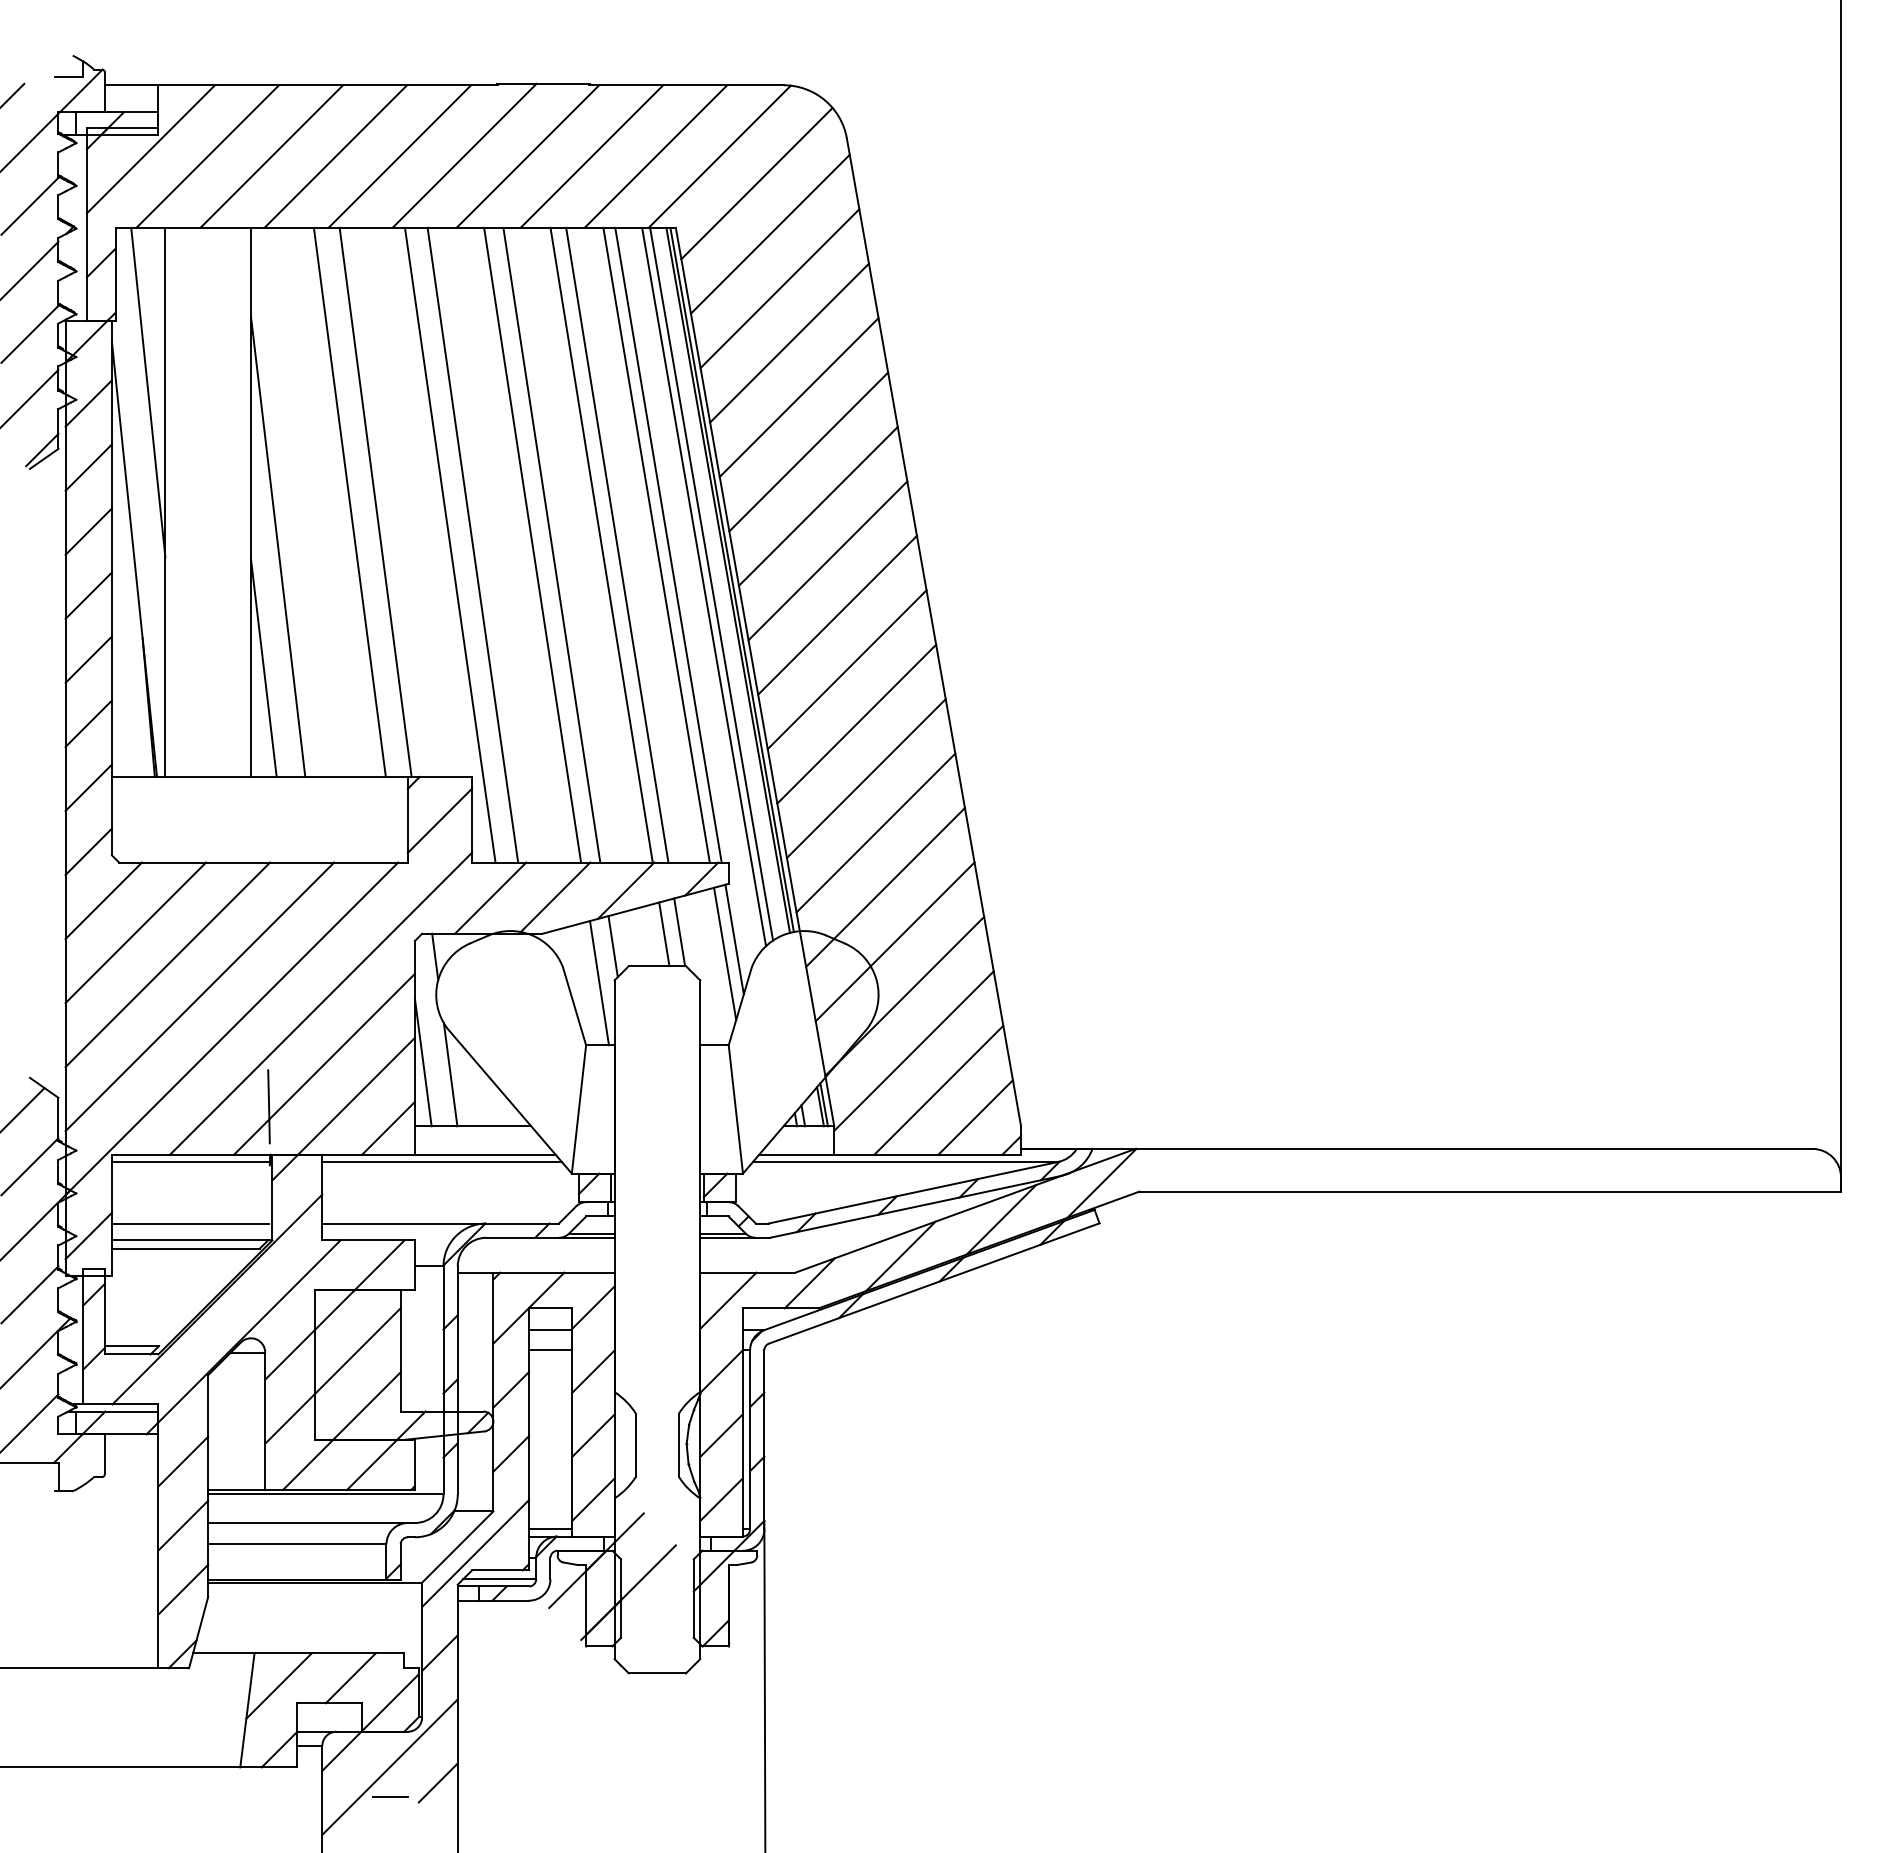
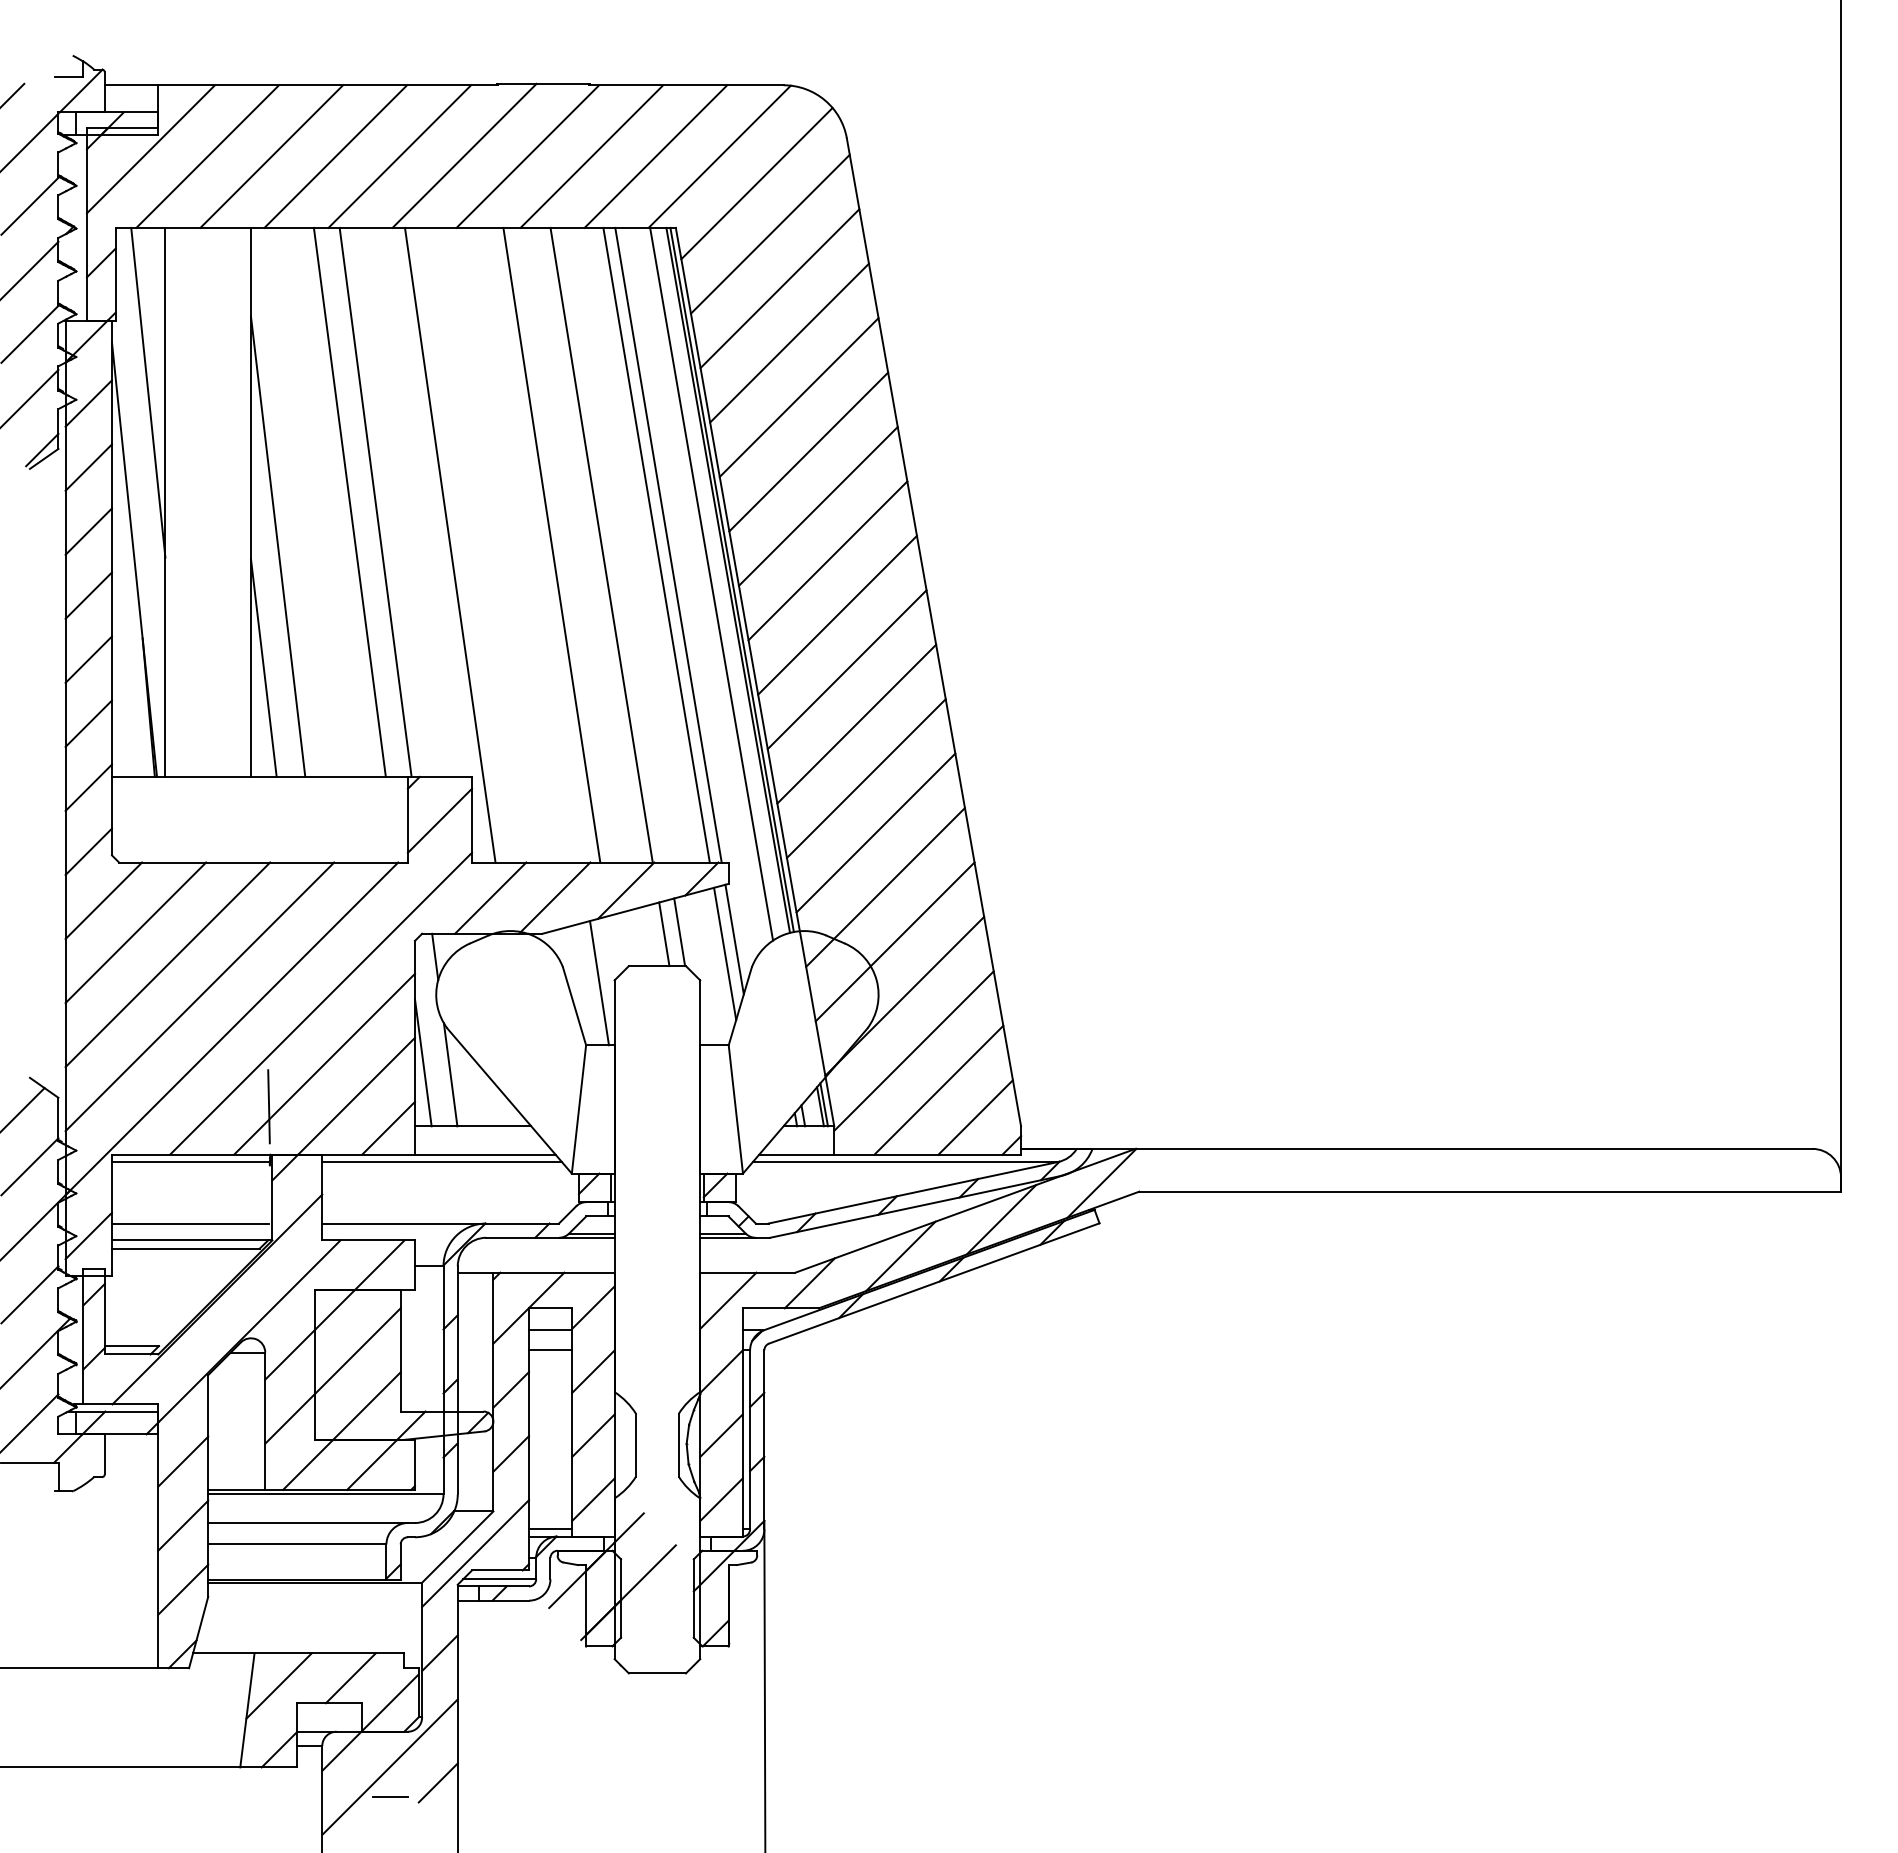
line: present -> none (472, 544)
line: present -> none (532, 544)
line: present -> none (617, 544)
line: present -> none (704, 586)
line: present -> none (612, 946)
